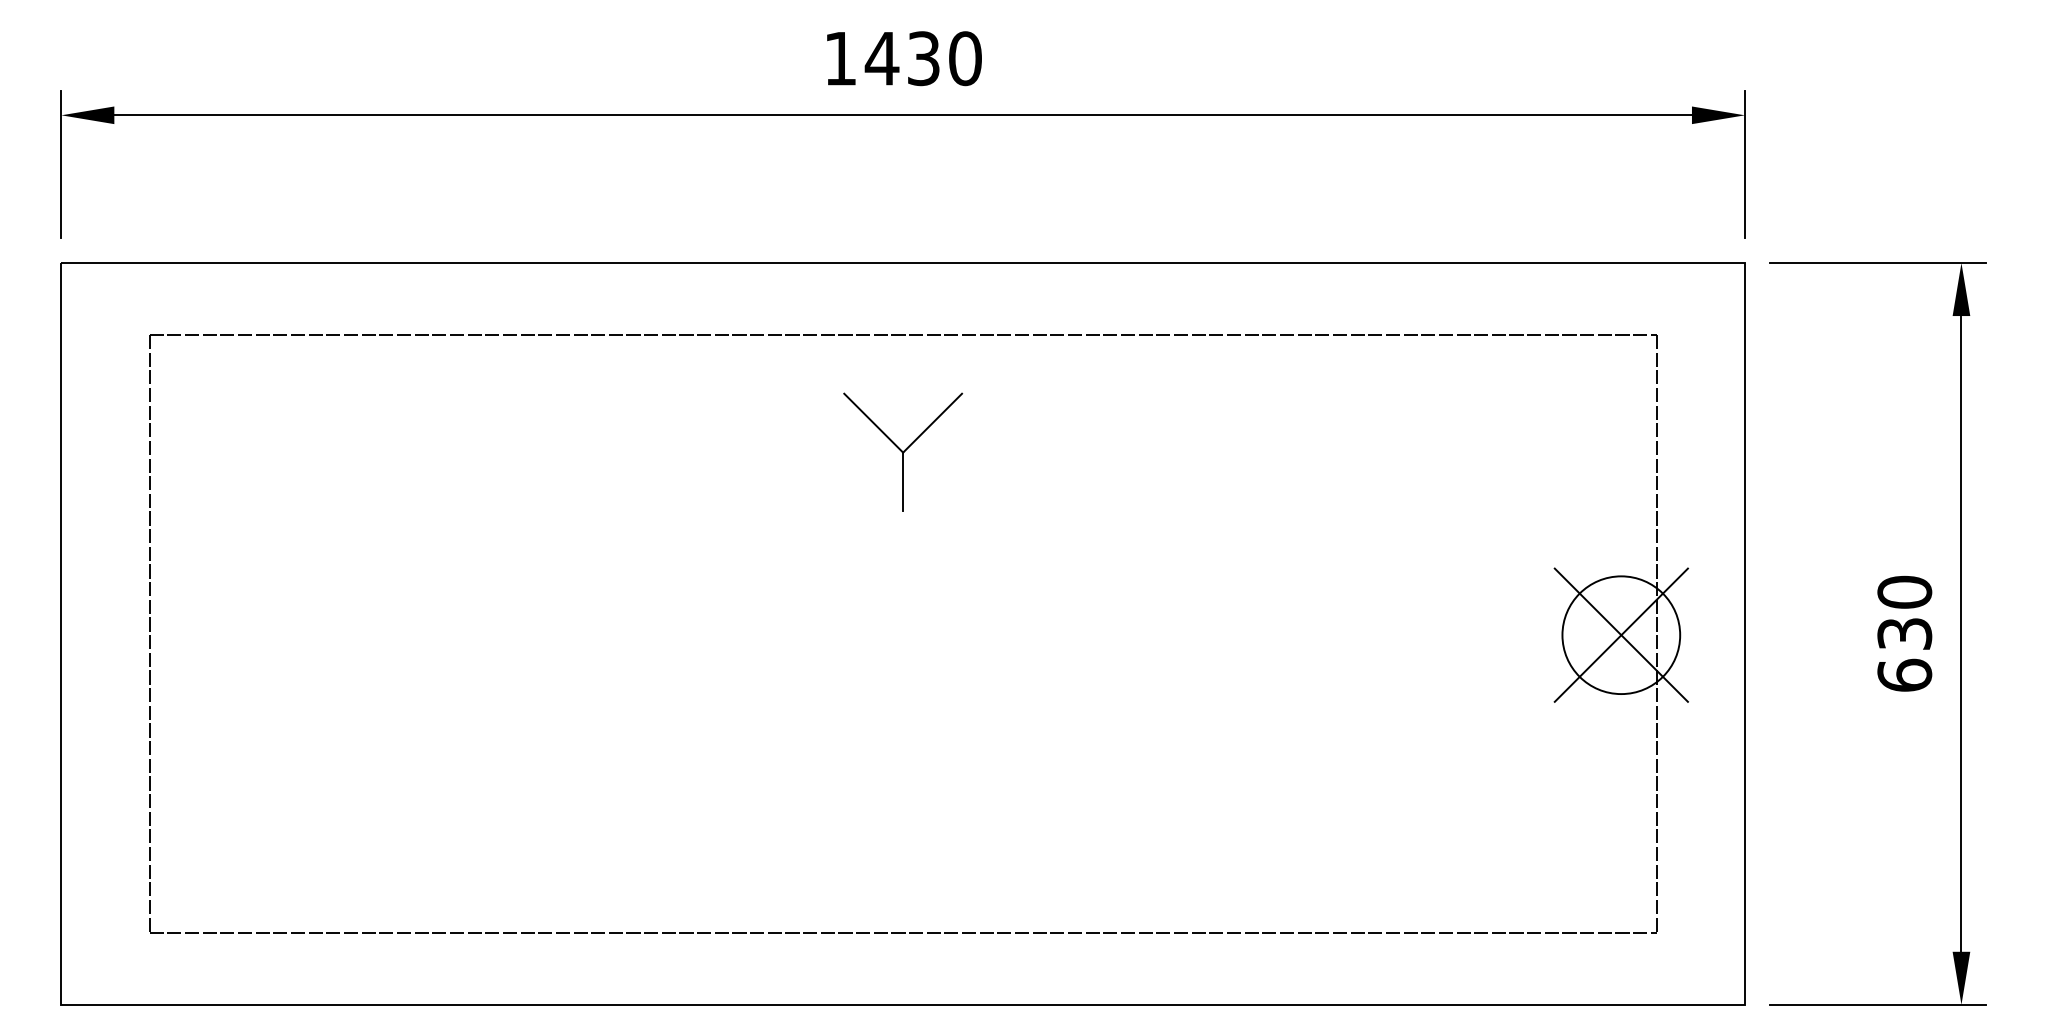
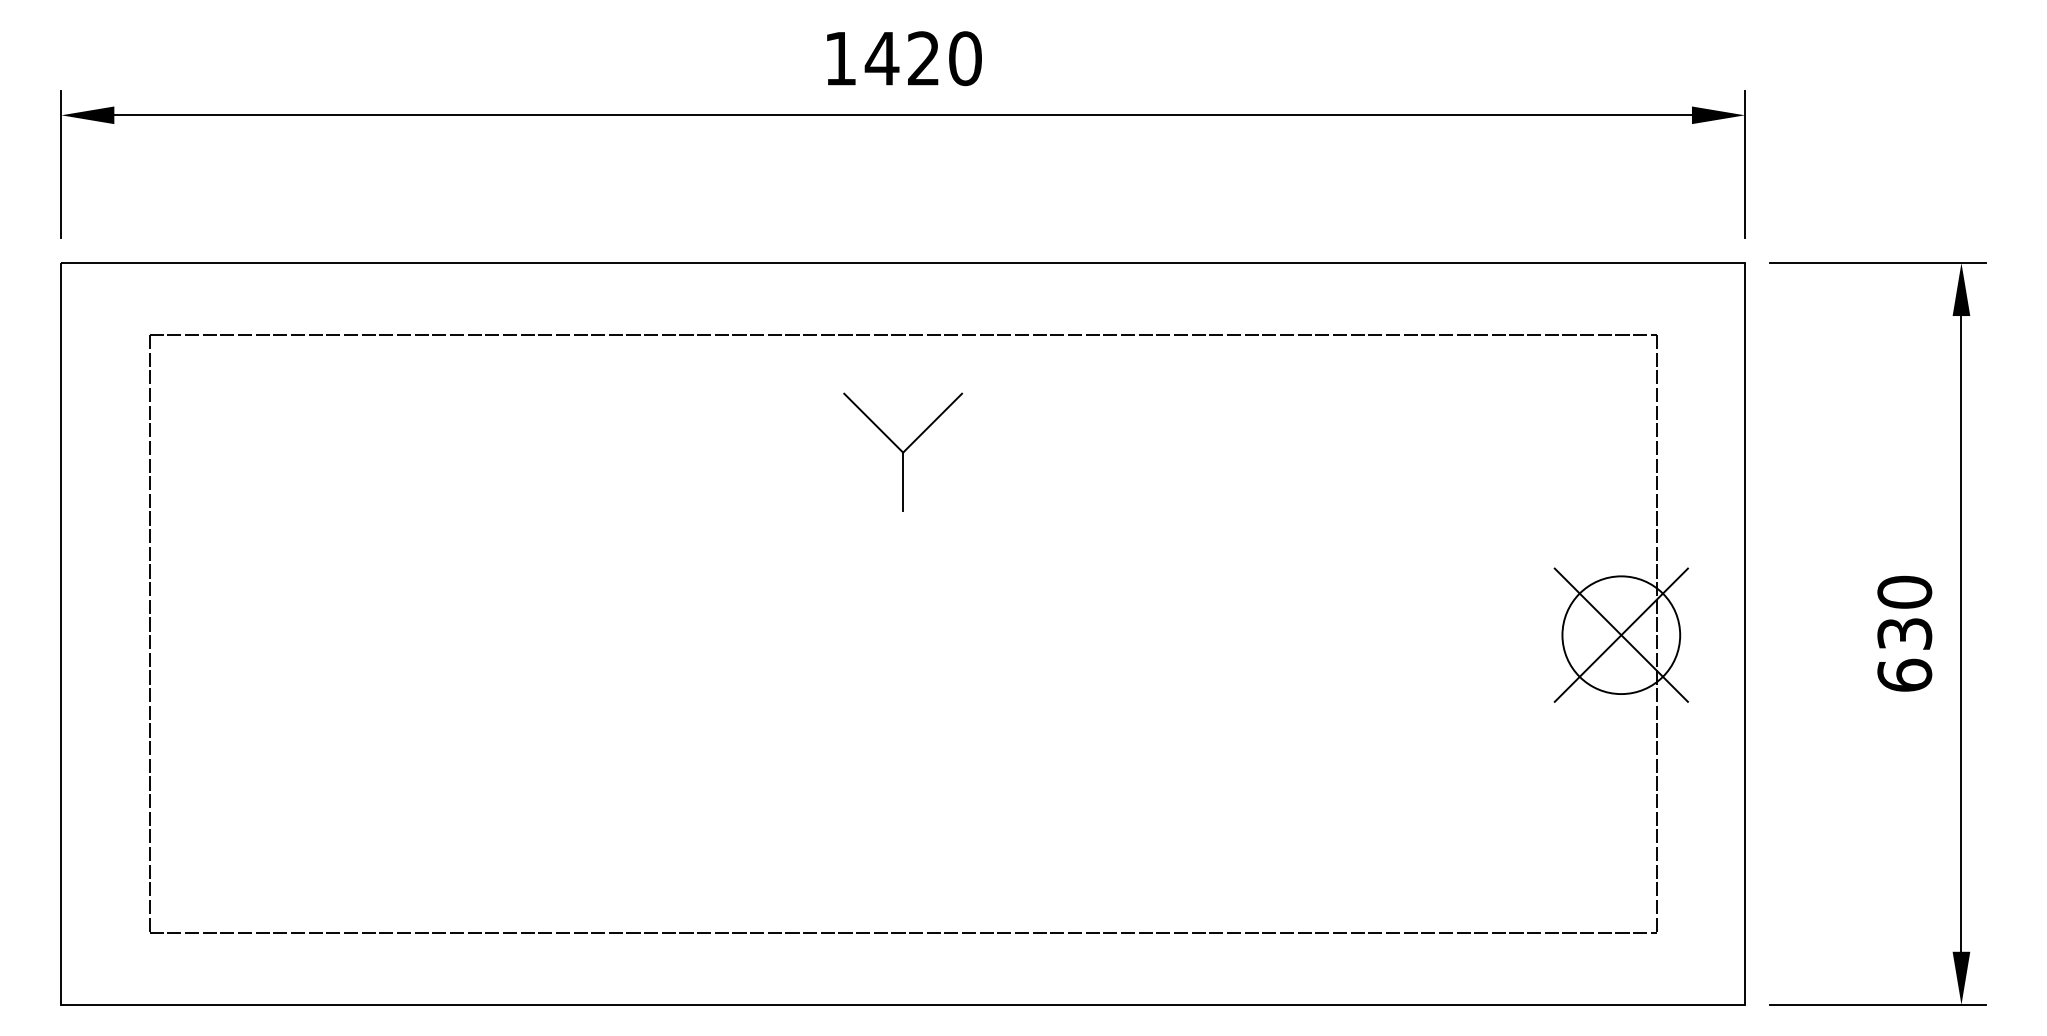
text: 1430 -> 1420 (923, 58)
